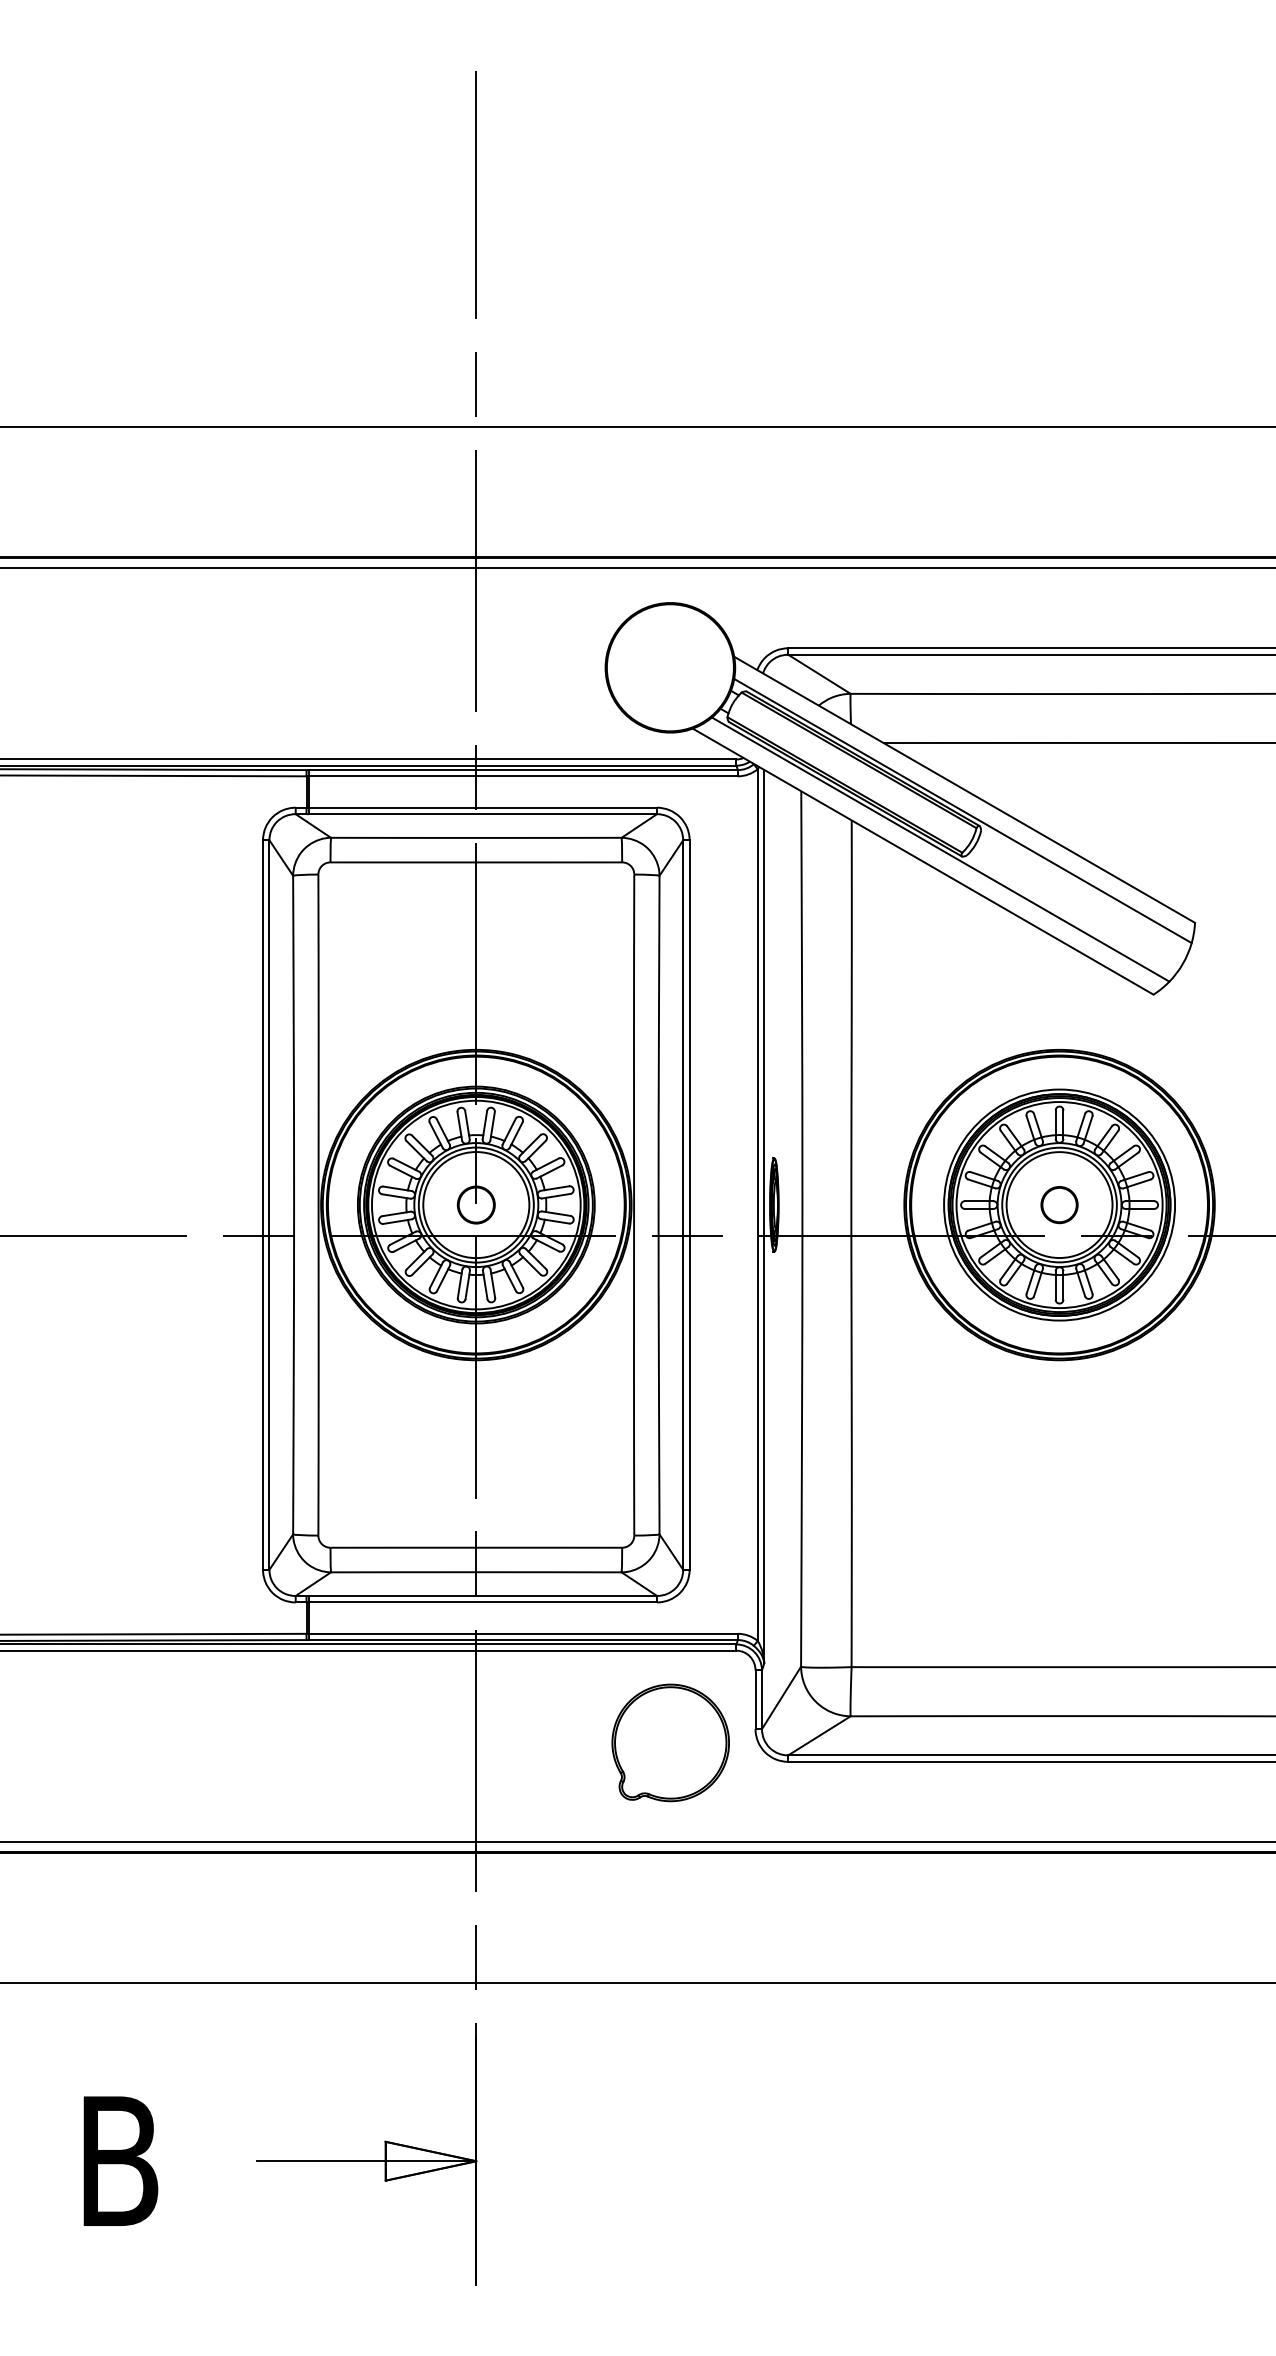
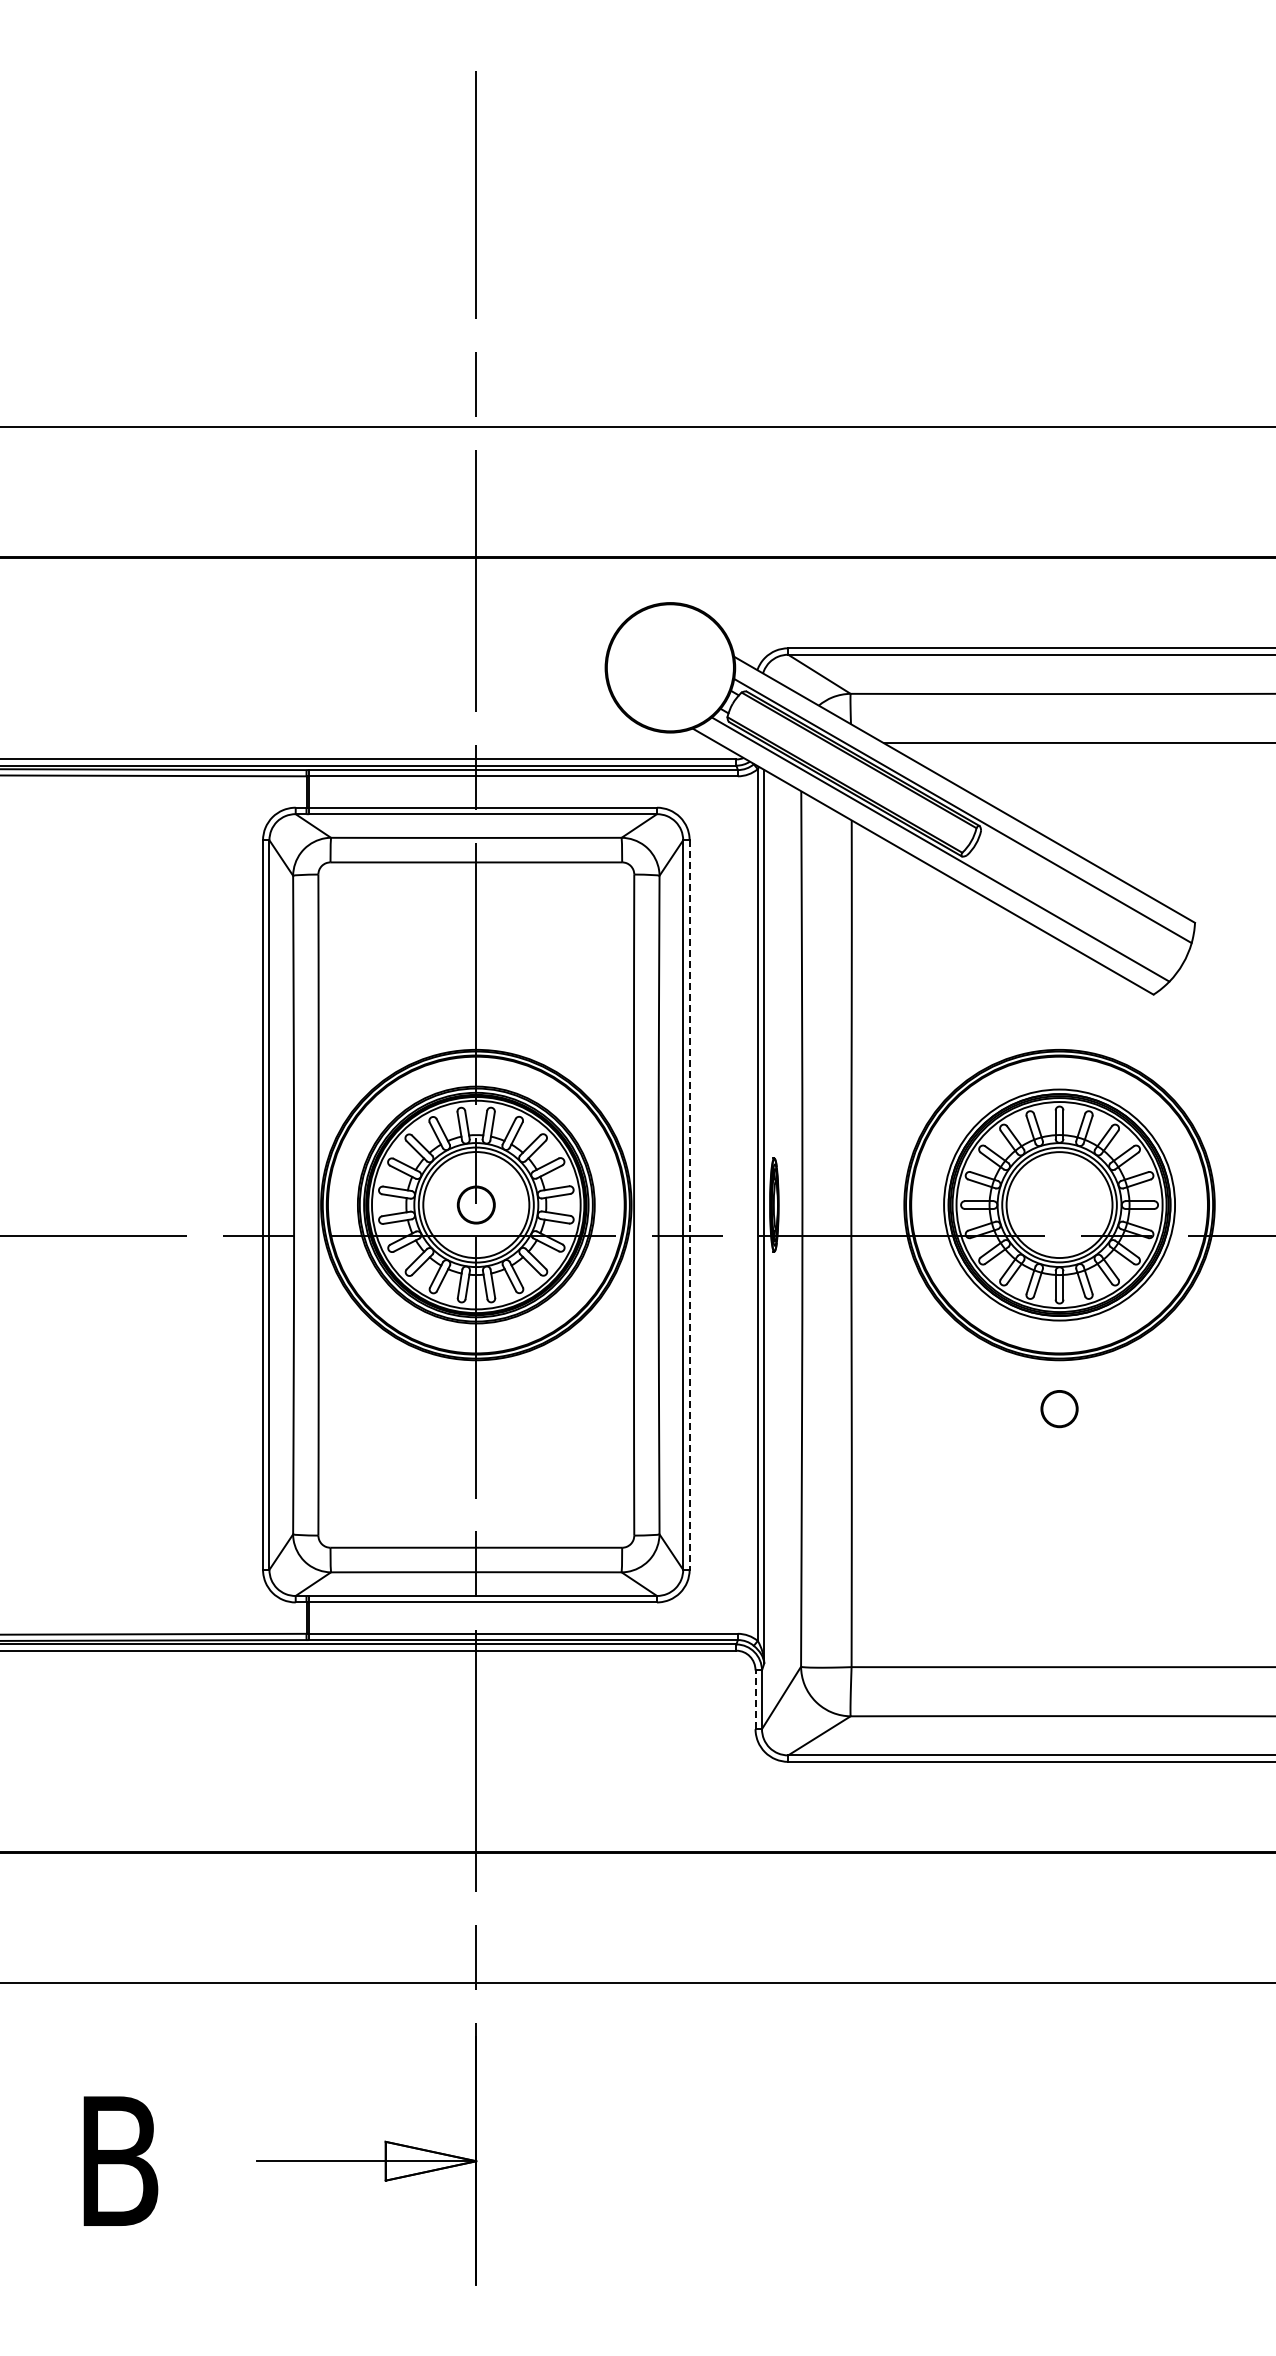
line: present -> none (637, 568)
line: solid -> dashed (689, 1205)
circle position: (1059, 1205) -> (1059, 1409) (1059, 1409)
line: solid -> dashed (755, 1699)
part: present -> none (670, 1742)
line: present -> none (637, 1841)
